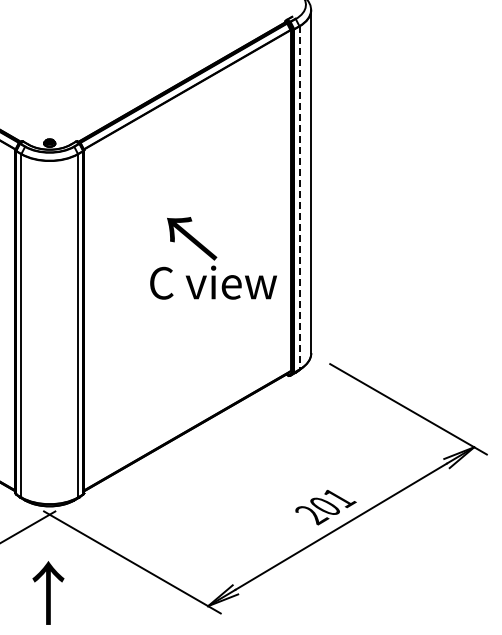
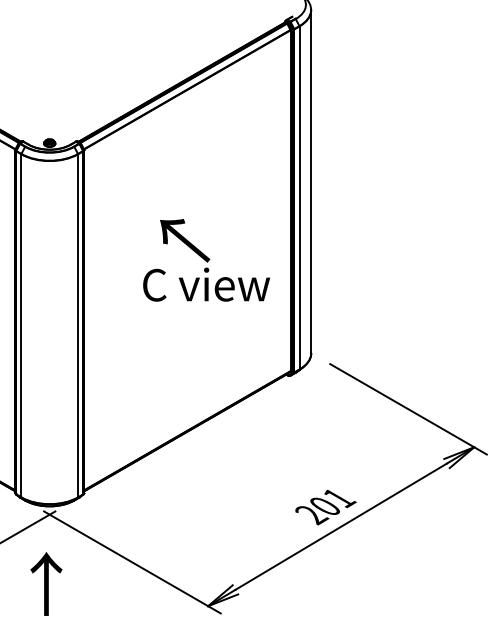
line: dashed -> solid (299, 198)
text position: (213, 258) -> (206, 260) (206, 260)
text position: (48, 592) -> (46, 583) (46, 583)
